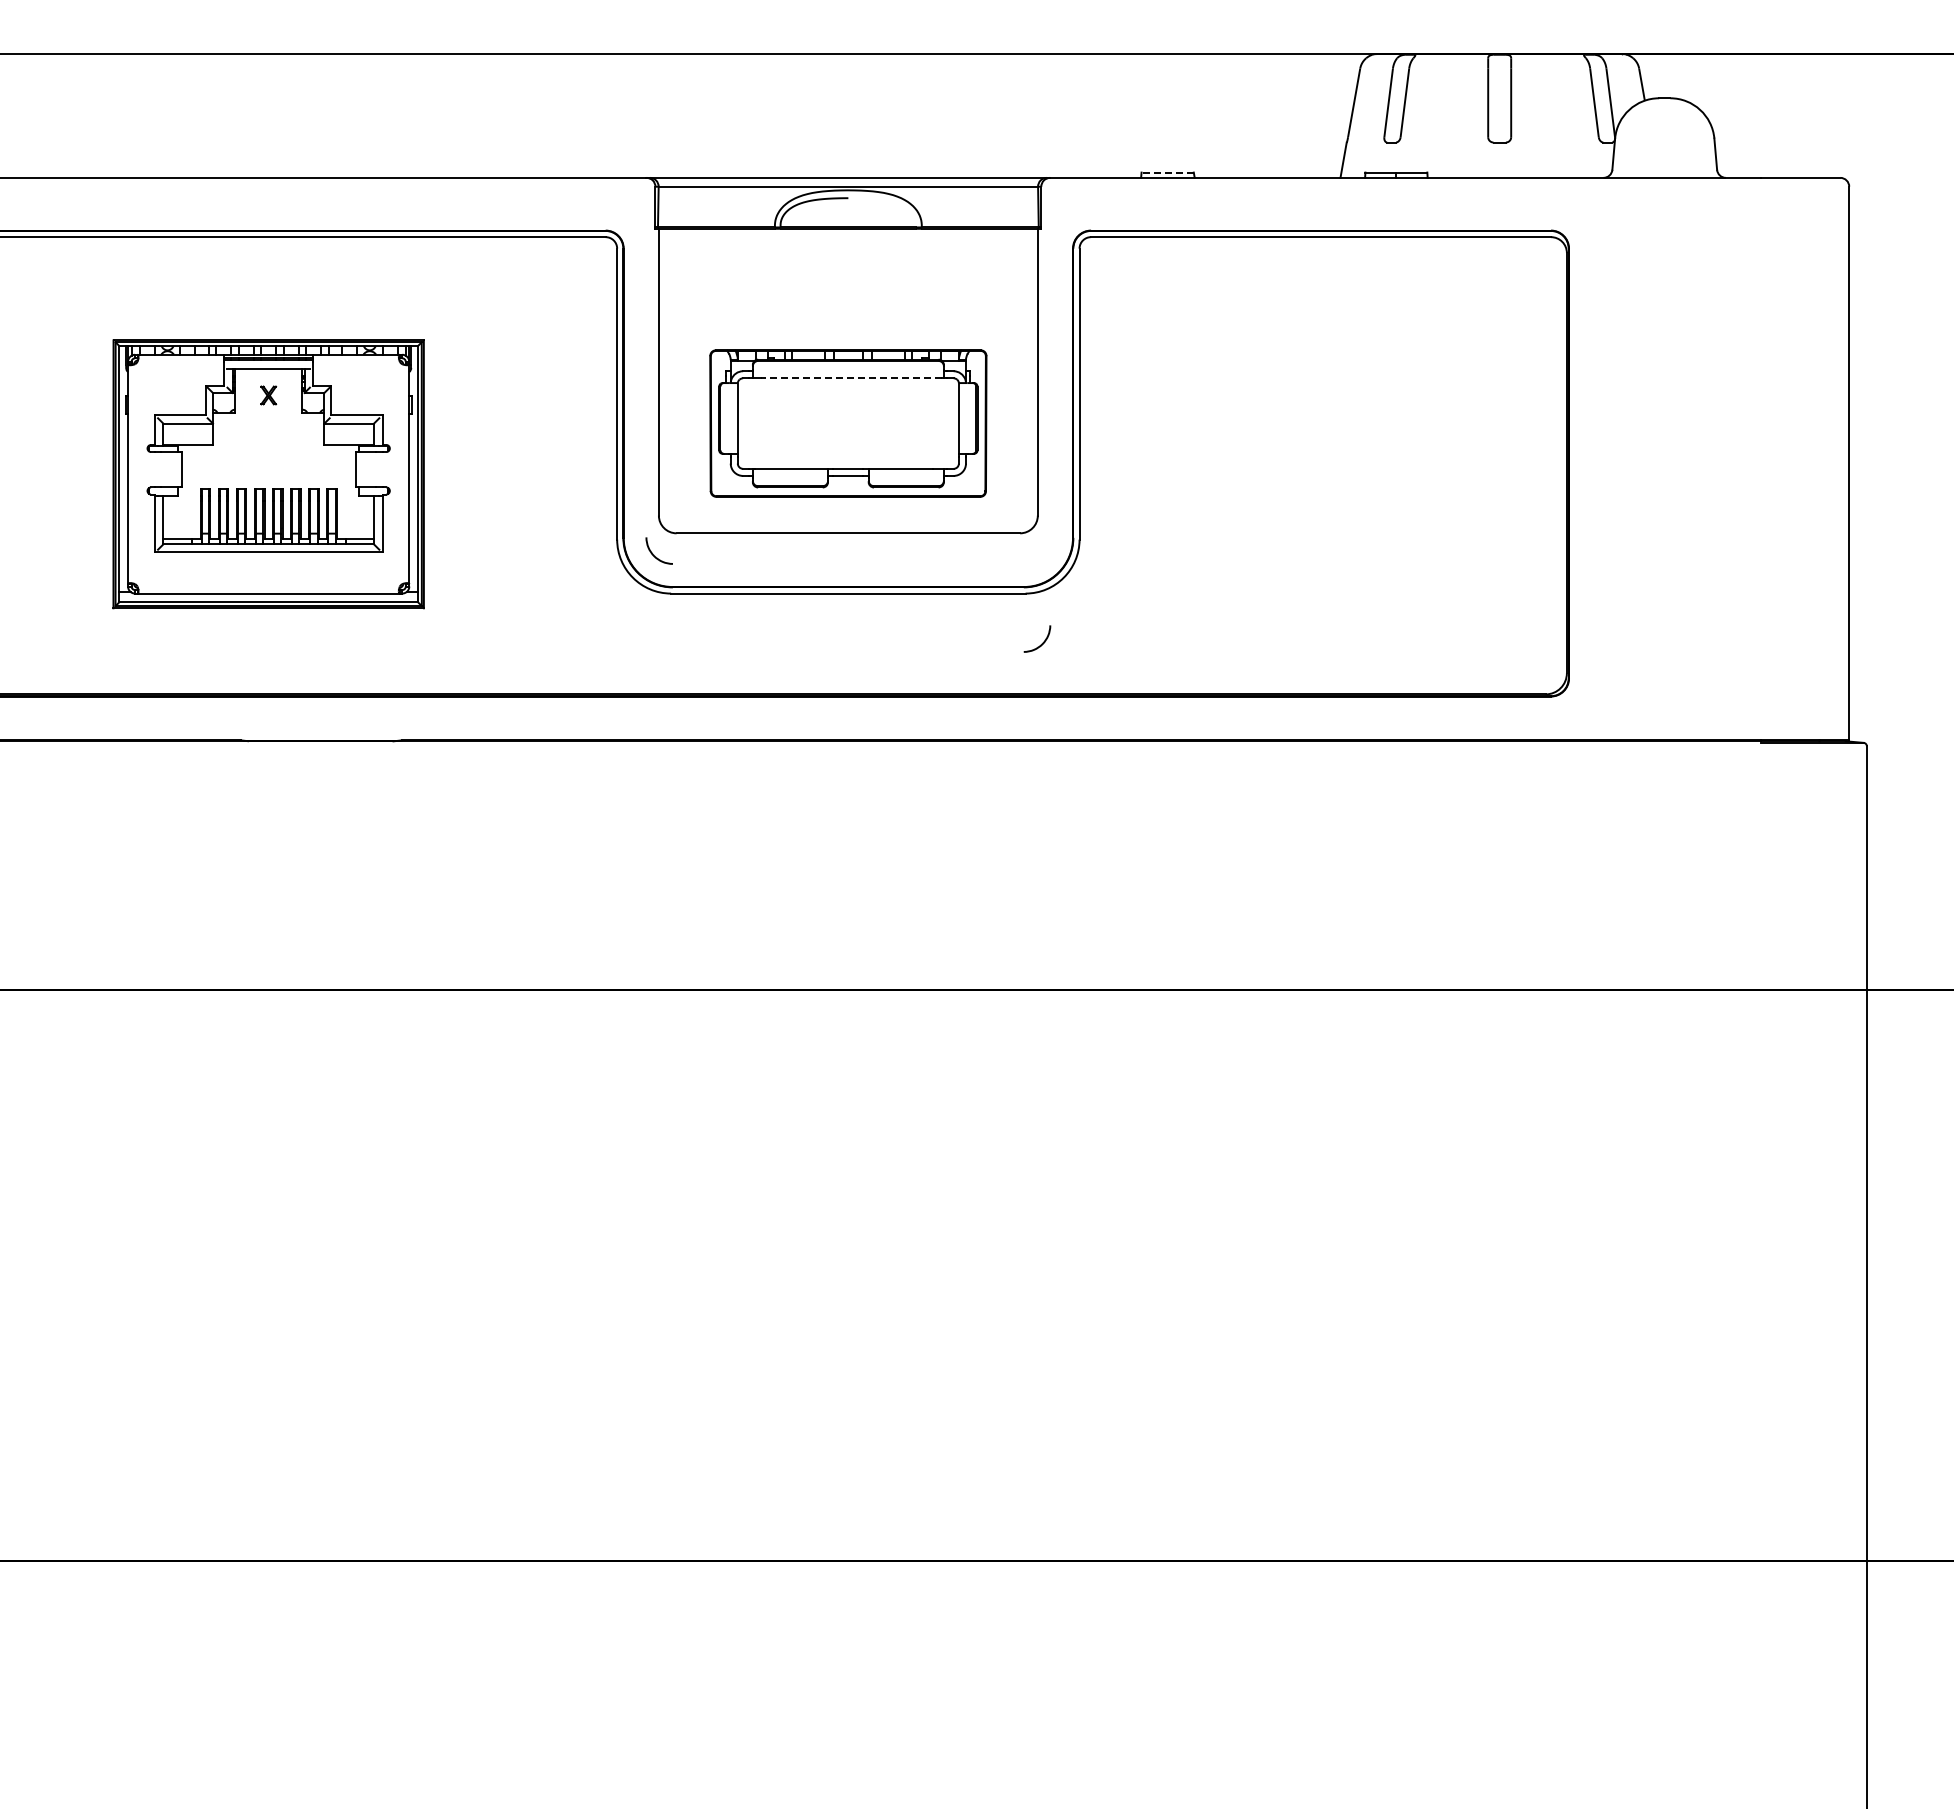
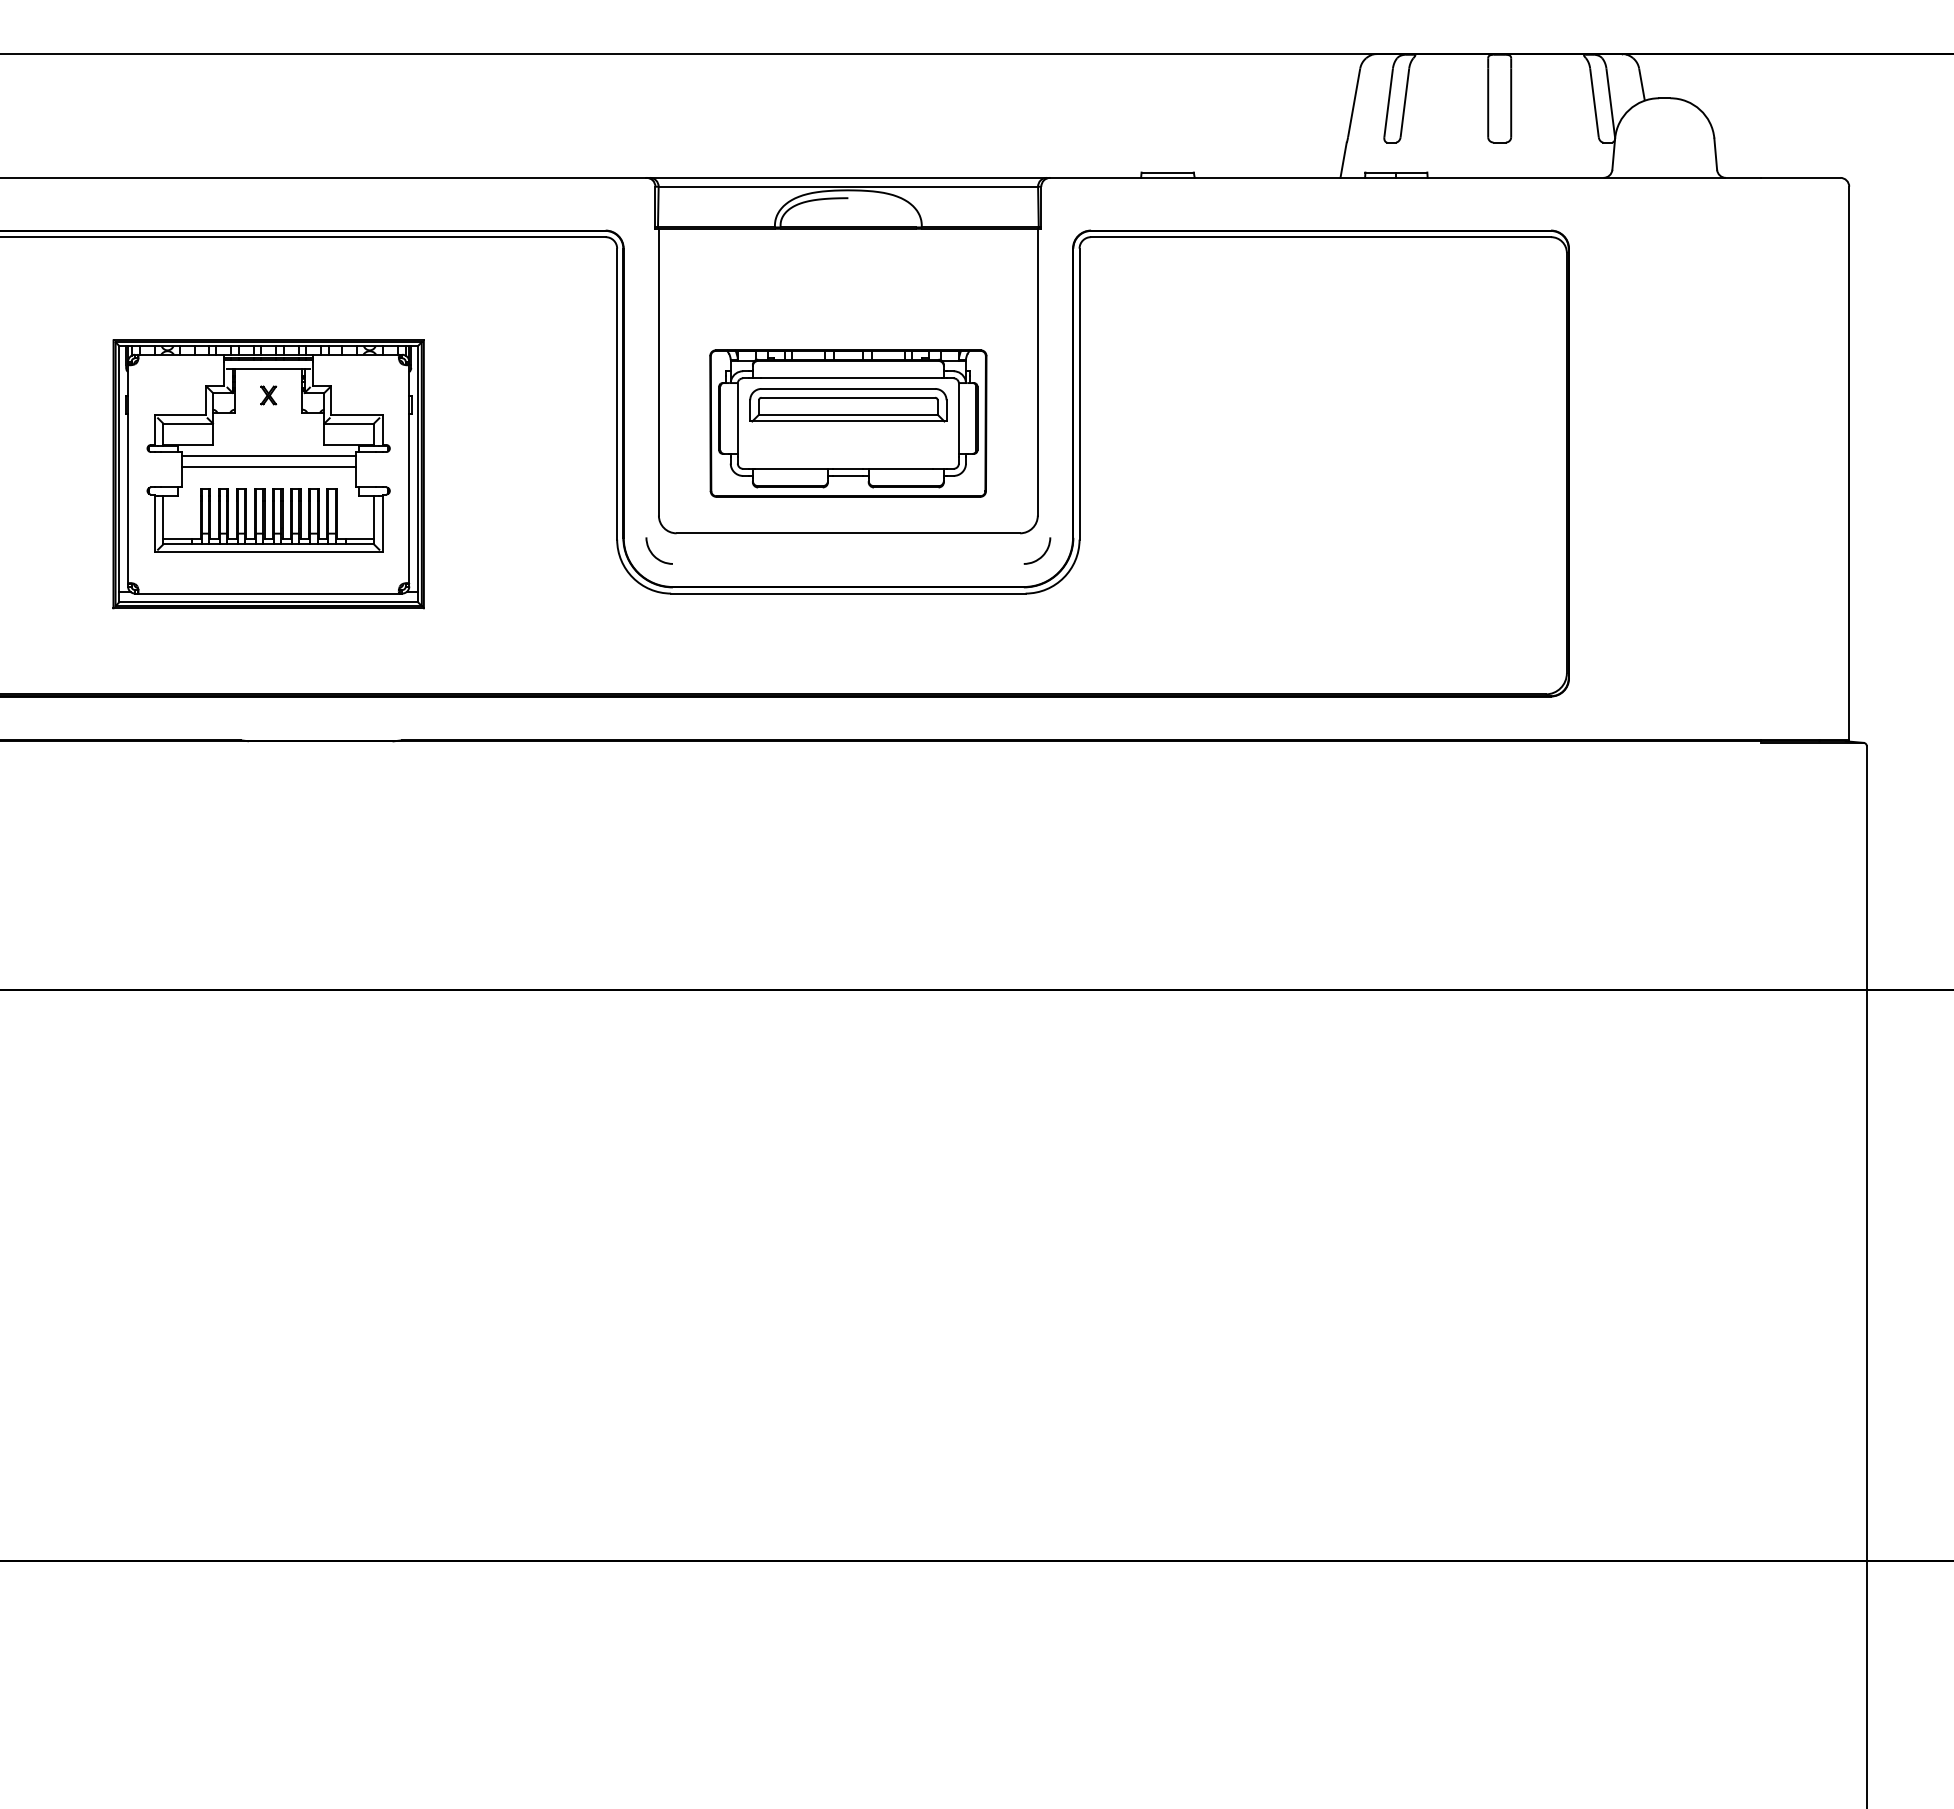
line: dashed -> solid (1167, 172)
line: dashed -> solid (851, 378)
part: none -> present (848, 405)
line: none -> present (268, 456)
line: none -> present (268, 467)
curve position: (1042, 642) -> (1042, 554) (1042, 554)
